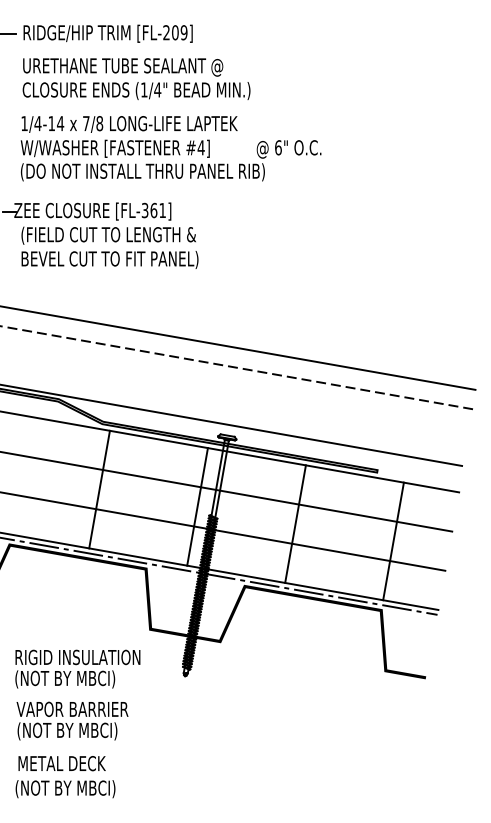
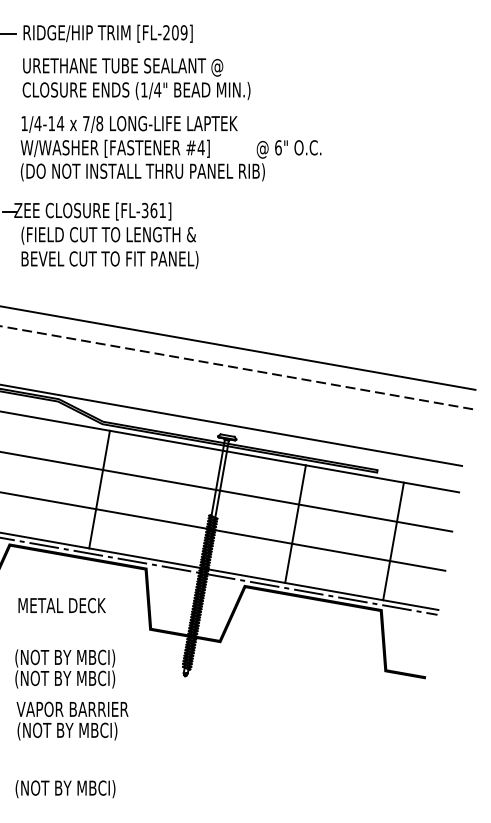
line: present -> none (197, 506)
text: RIGID INSULATION -> (NOT BY MBCI) (77, 658)
text position: (61, 763) -> (61, 605) (61, 605)
